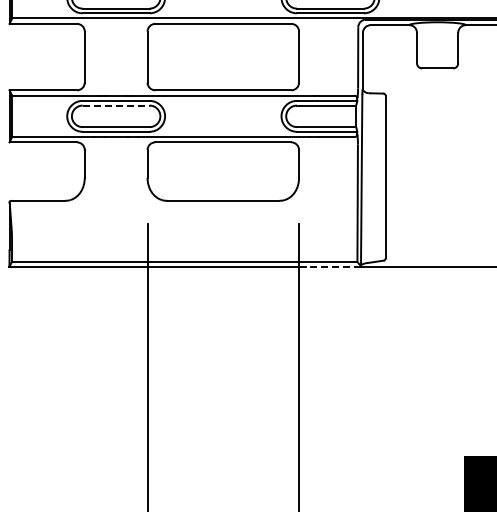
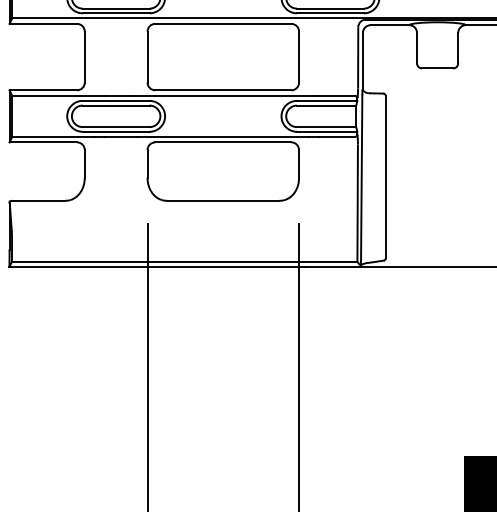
line: dashed -> solid (116, 105)
line: dashed -> solid (333, 266)
